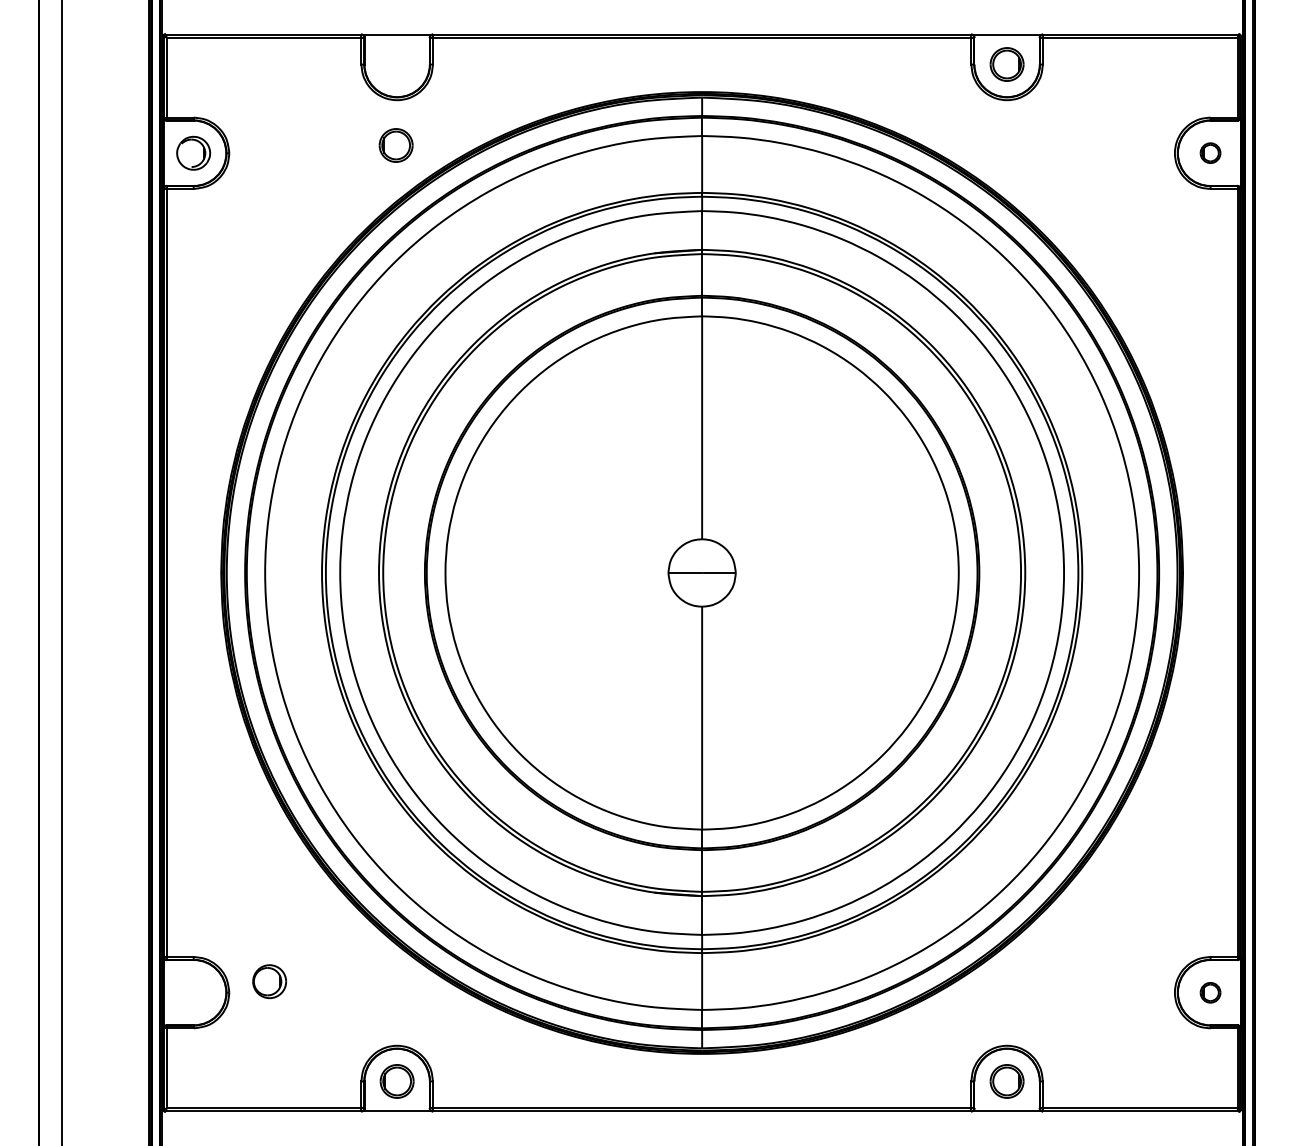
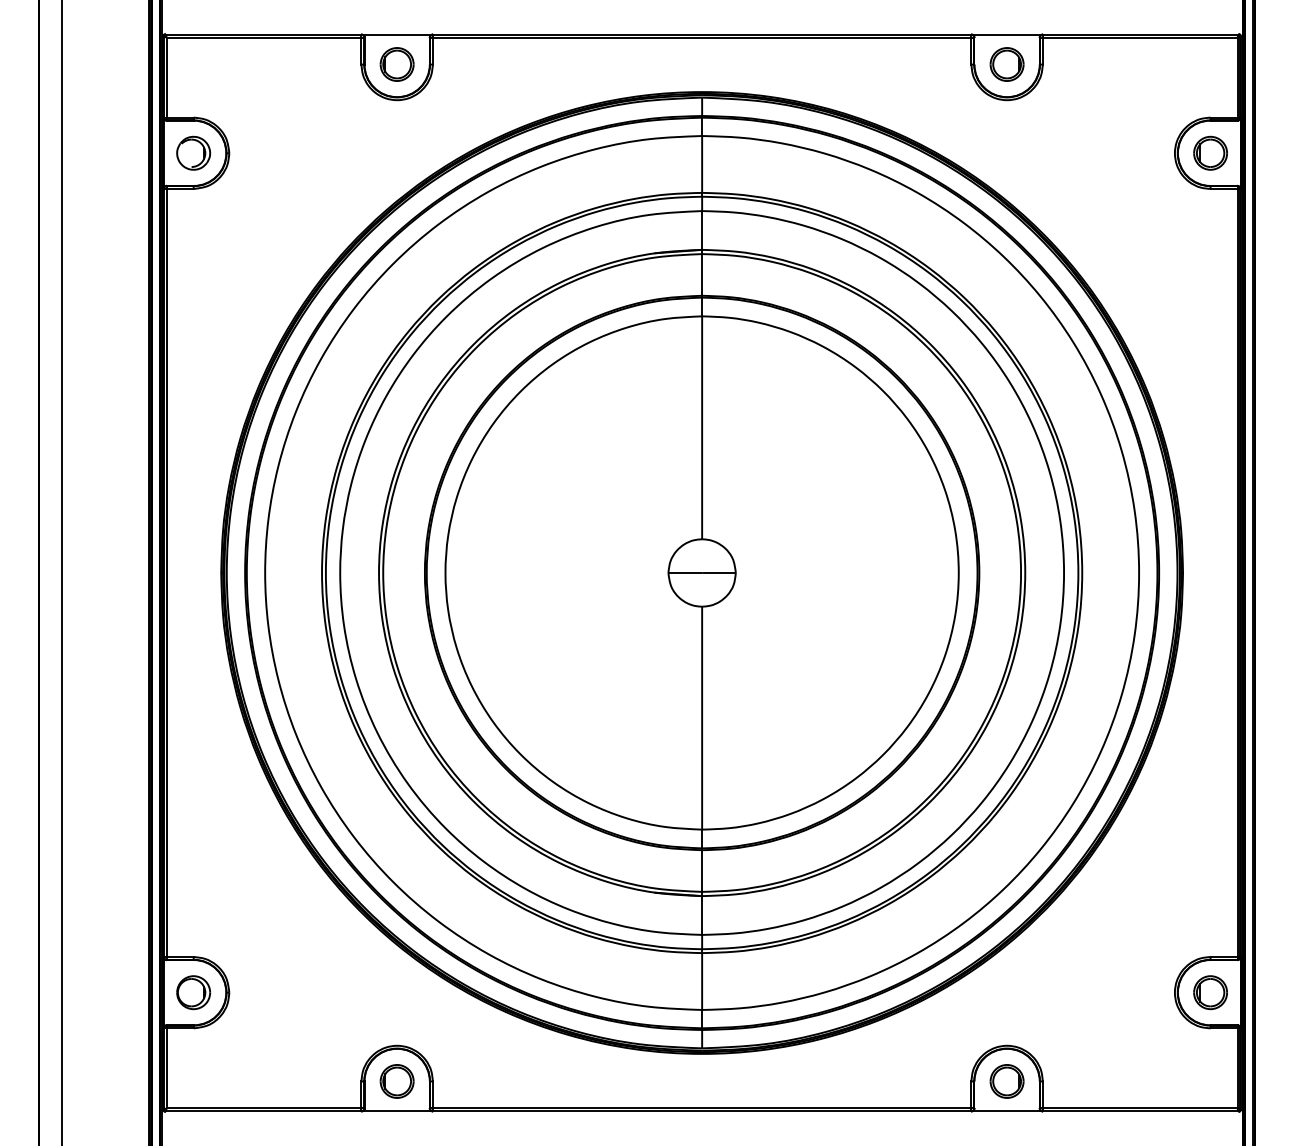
part position: (395, 145) -> (396, 64) (396, 64)
part size: 23x22 px -> 35x36 px (1210, 152)
part position: (269, 981) -> (193, 992) (193, 992)
part size: 23x22 px -> 35x36 px (1210, 992)
